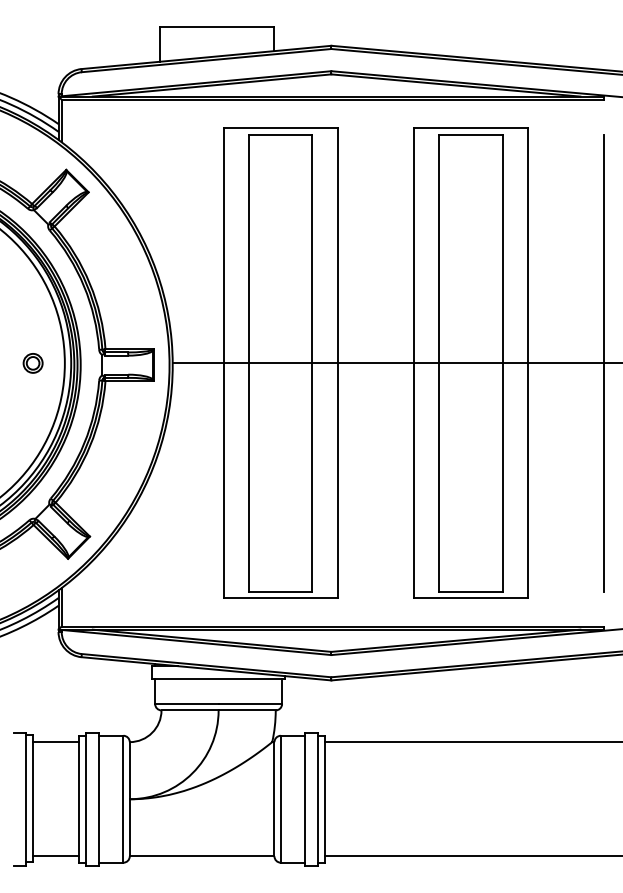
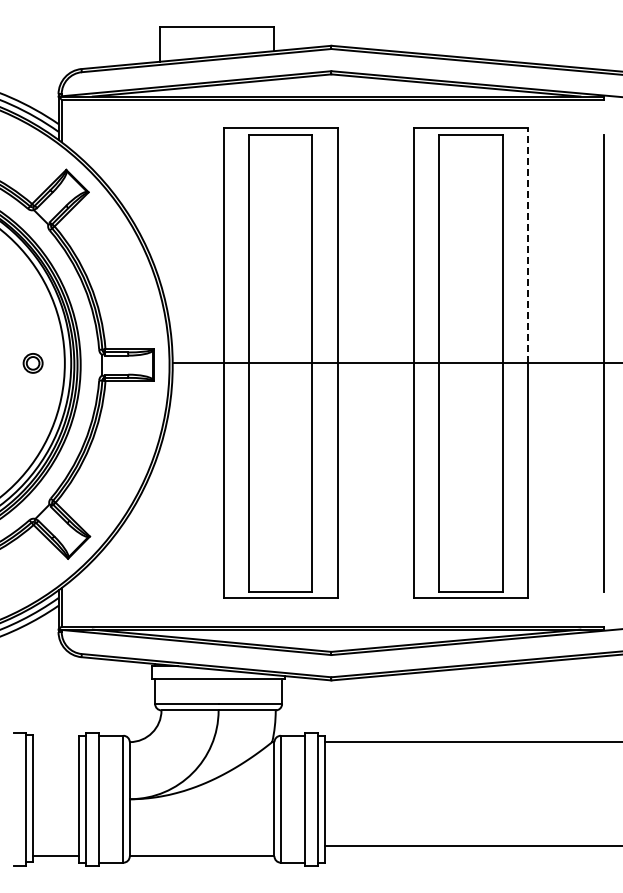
line: solid -> dashed (528, 245)
line: present -> none (56, 742)
line position: (472, 856) -> (472, 846) (472, 846)
